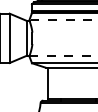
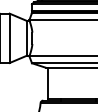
line: dashed -> solid (63, 20)
line: dashed -> solid (63, 56)
